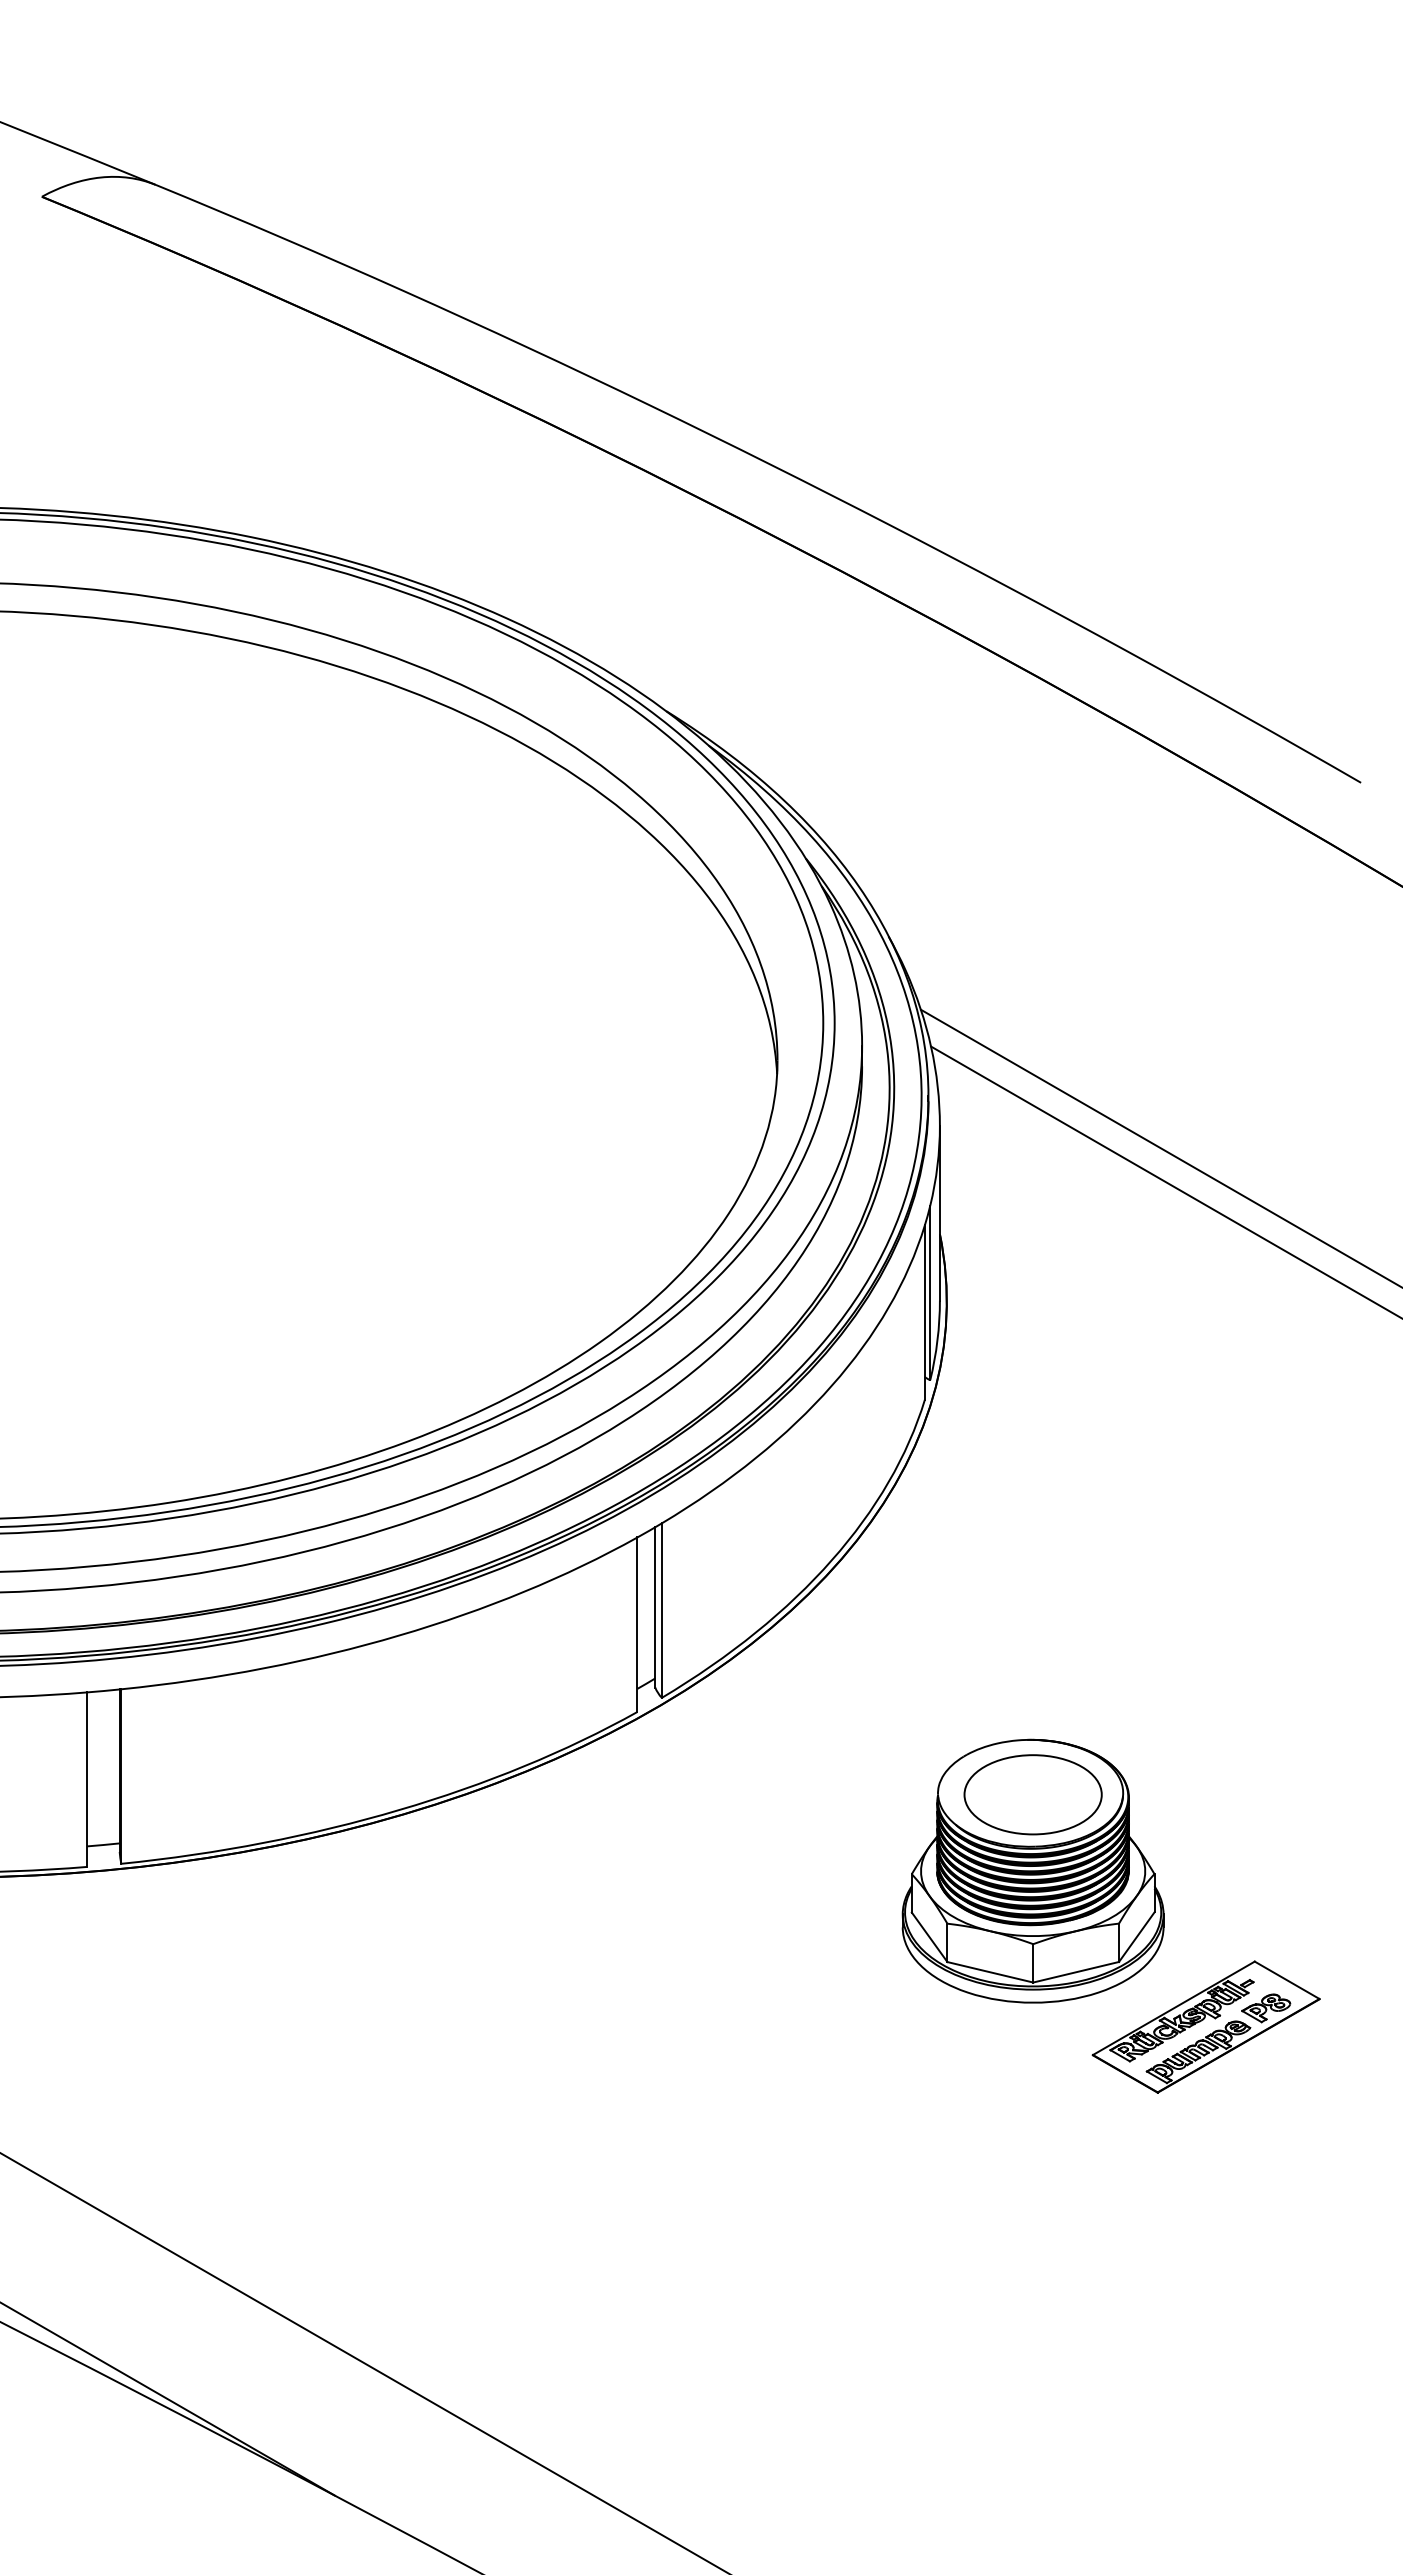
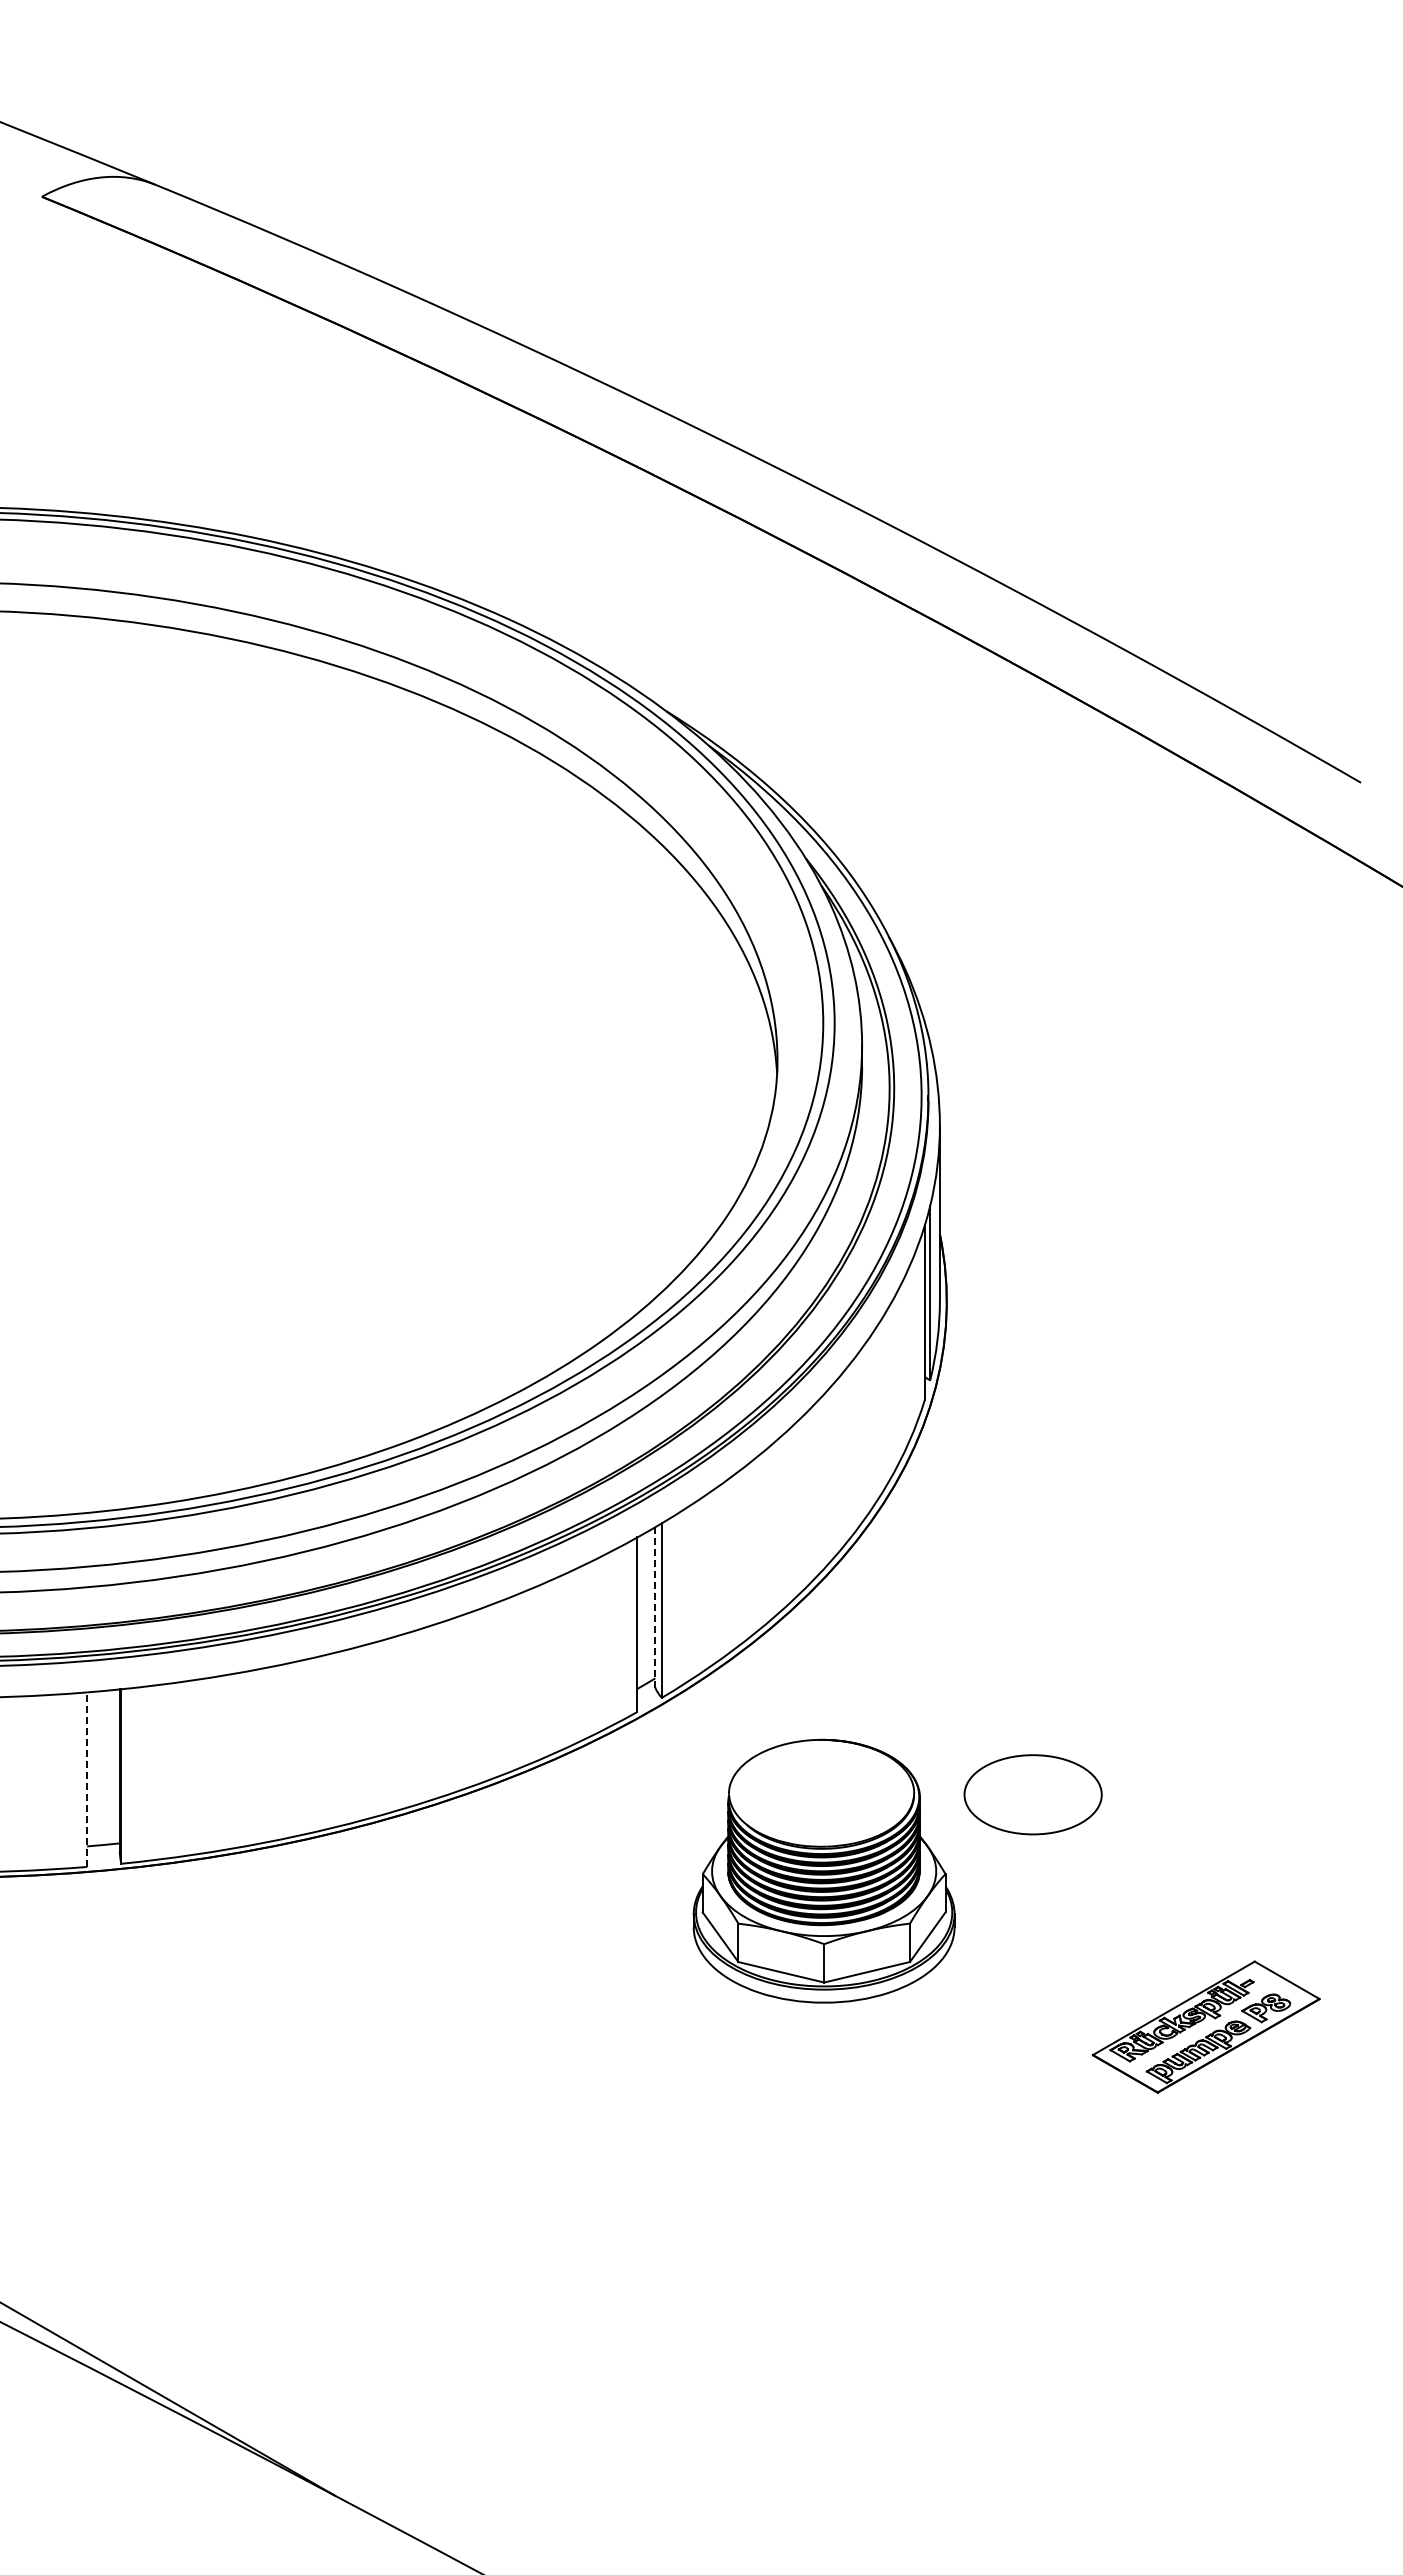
line: present -> none (1159, 1147)
line: present -> none (1165, 1181)
line: solid -> dashed (655, 1606)
line: solid -> dashed (87, 1779)
part position: (1032, 1870) -> (823, 1870) (823, 1870)
line: present -> none (363, 2362)
